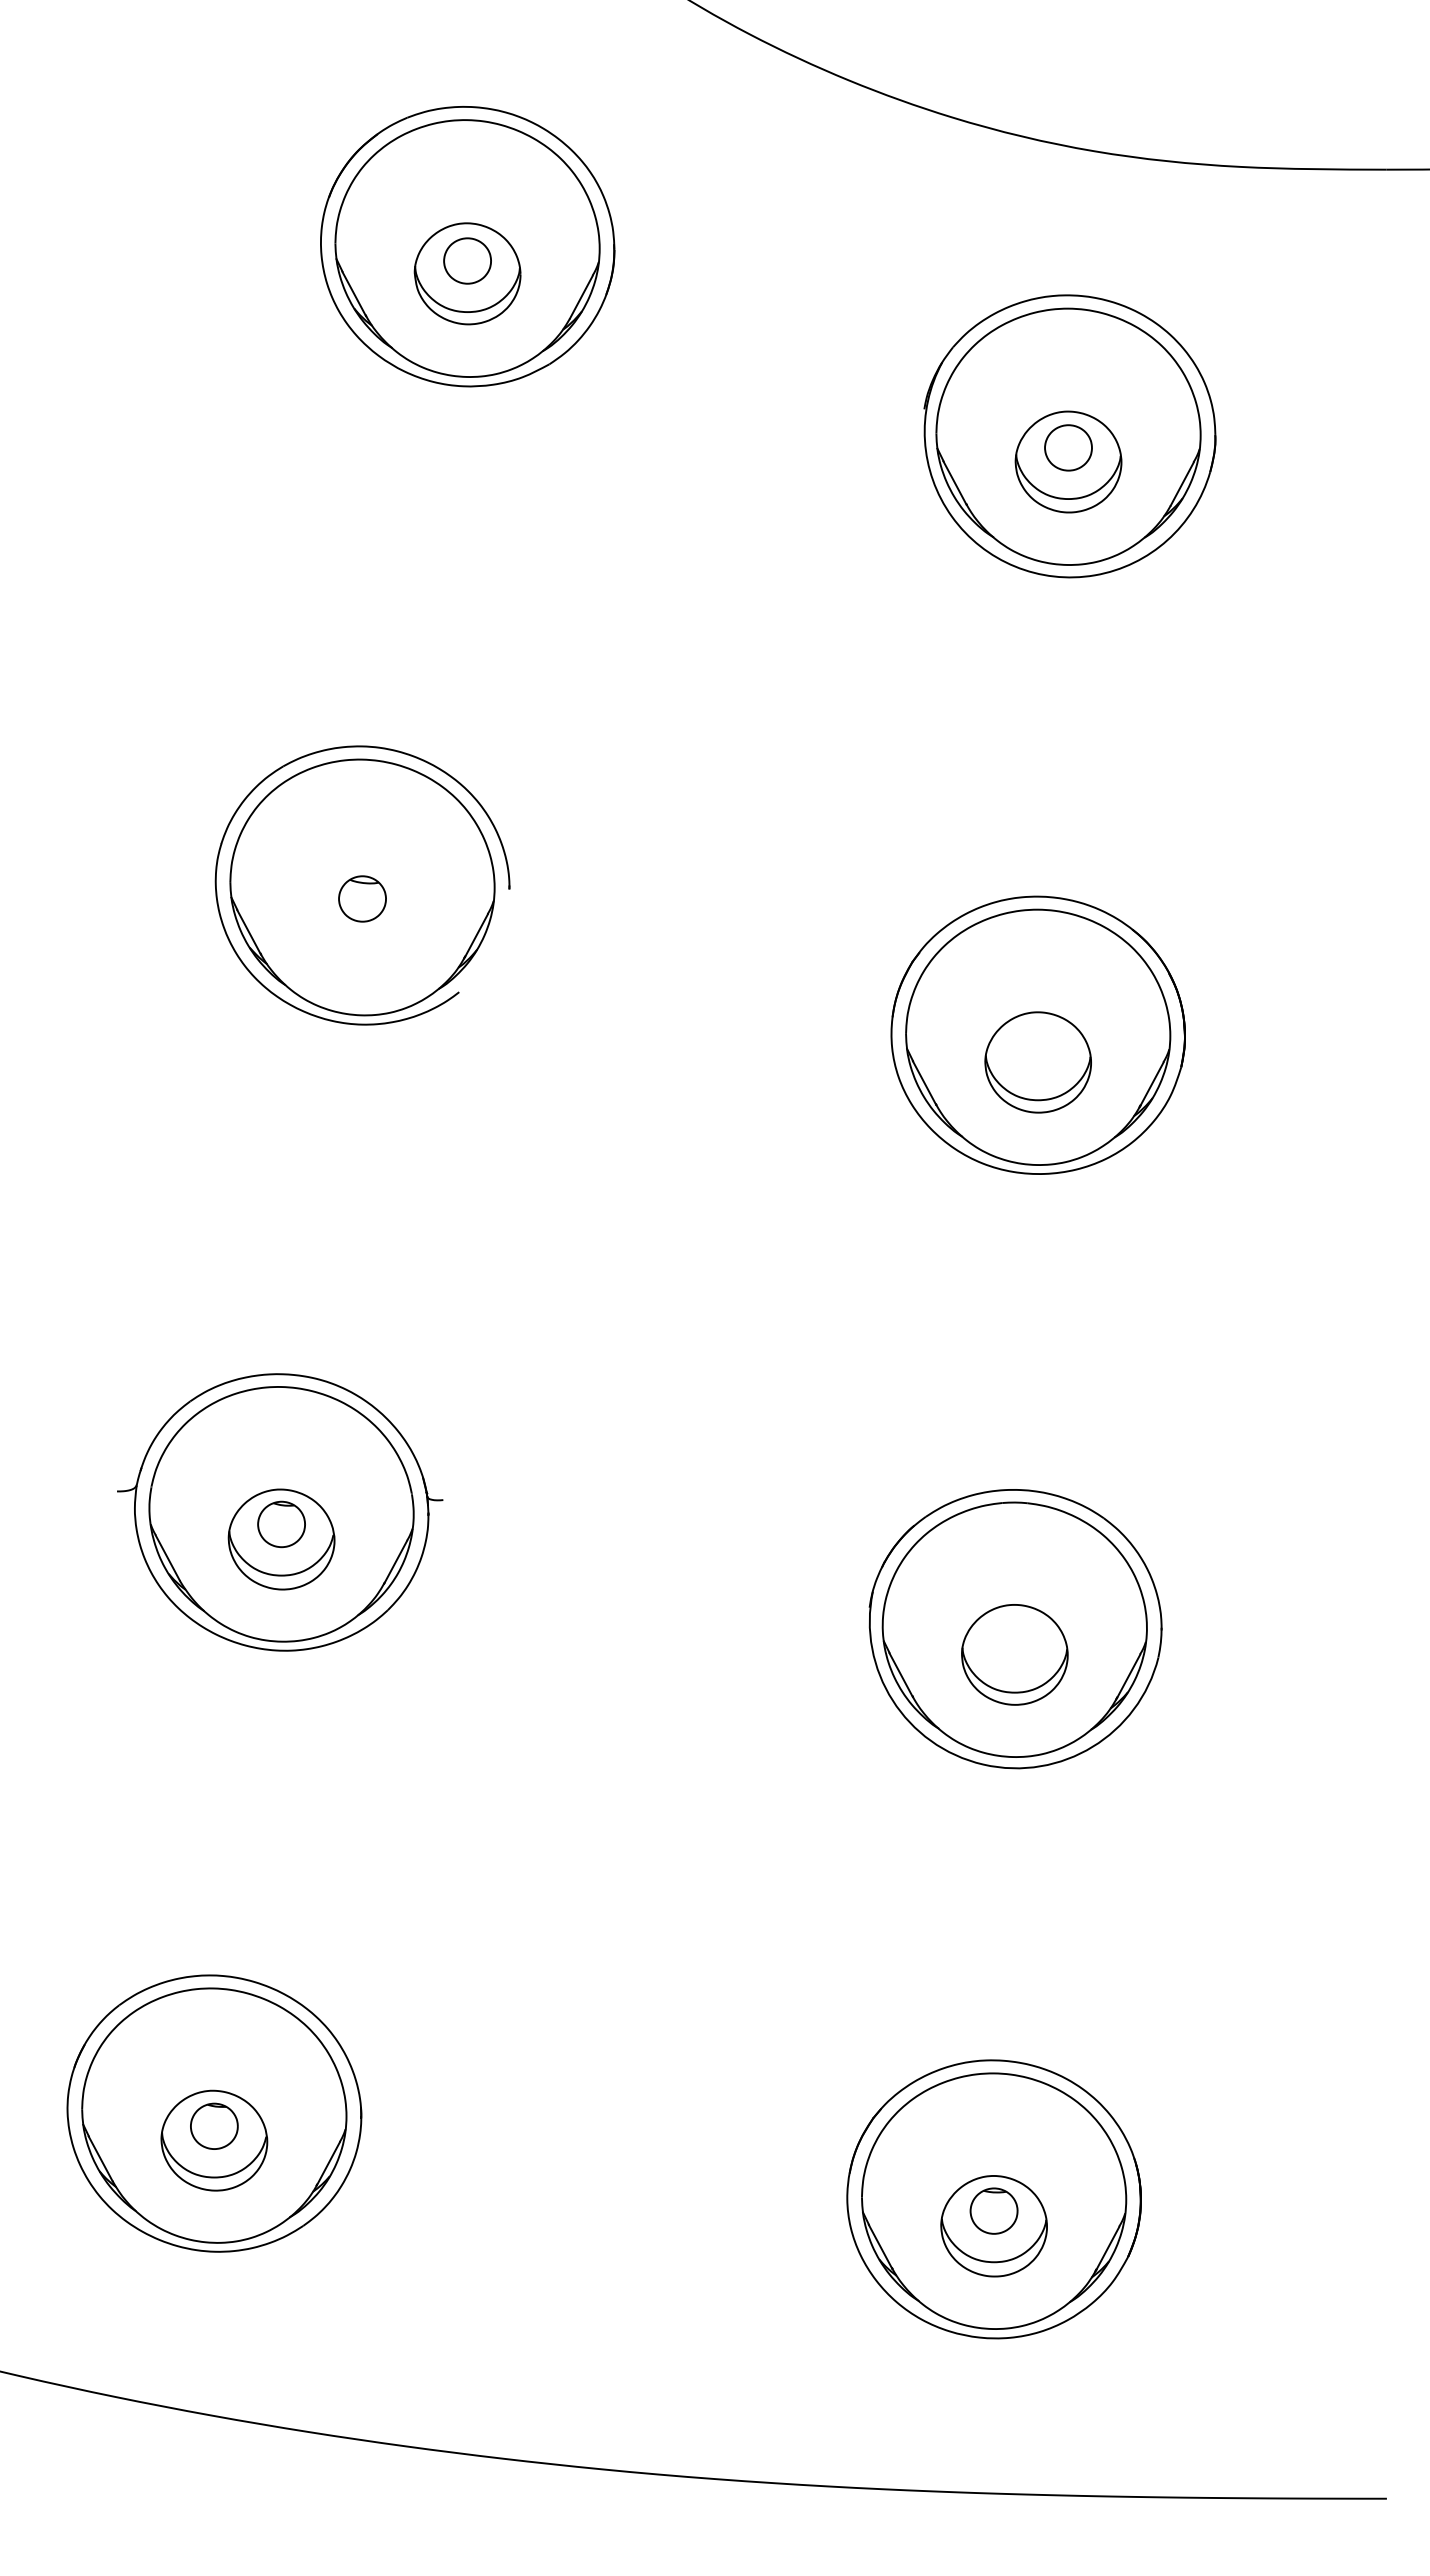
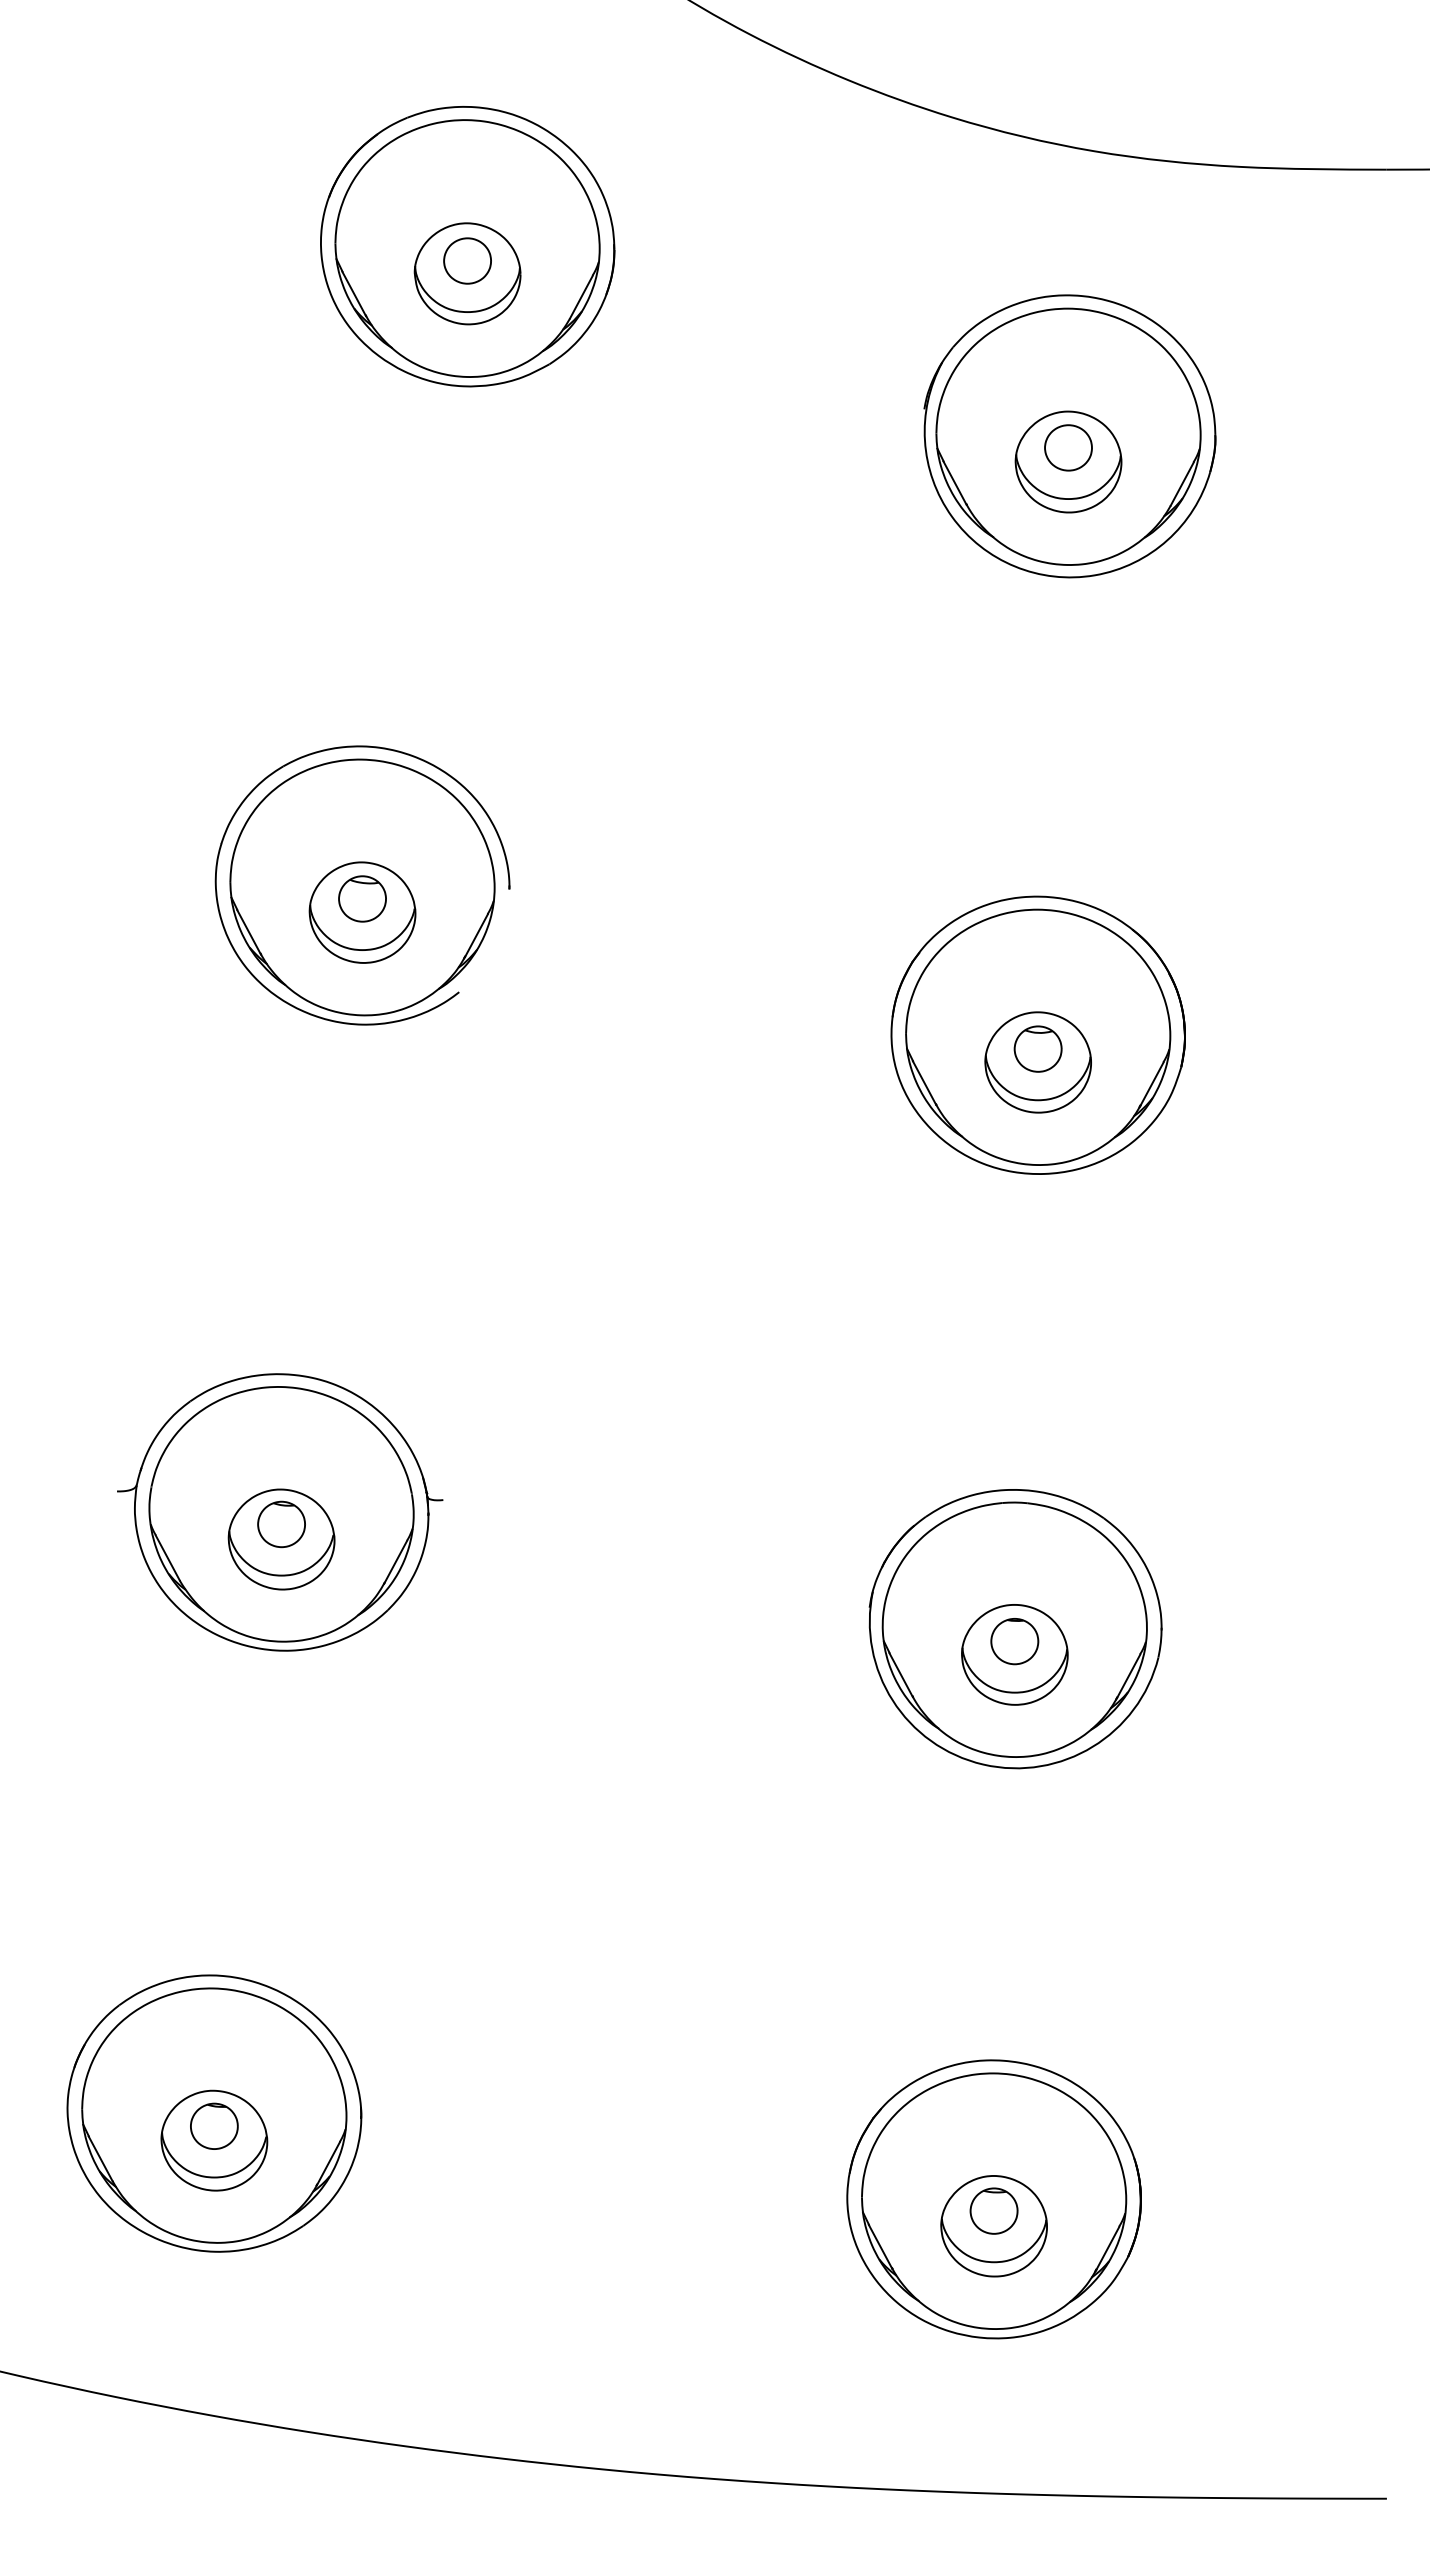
part: none -> present (362, 912)
part: none -> present (1037, 1048)
part: none -> present (1014, 1641)
